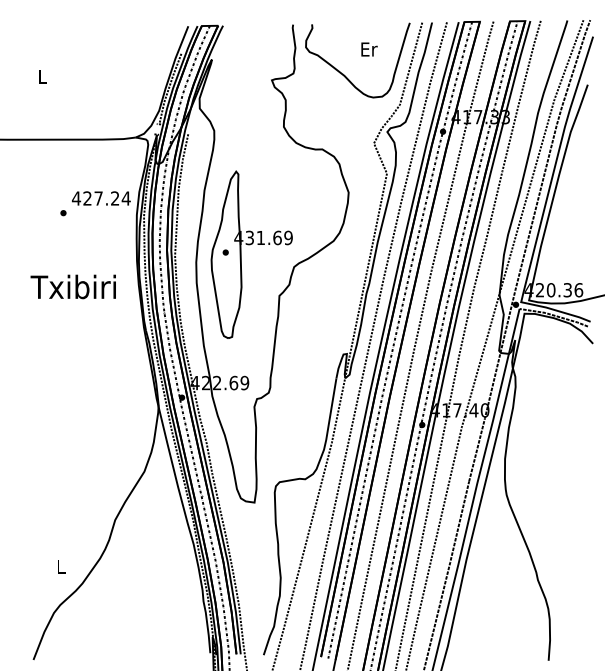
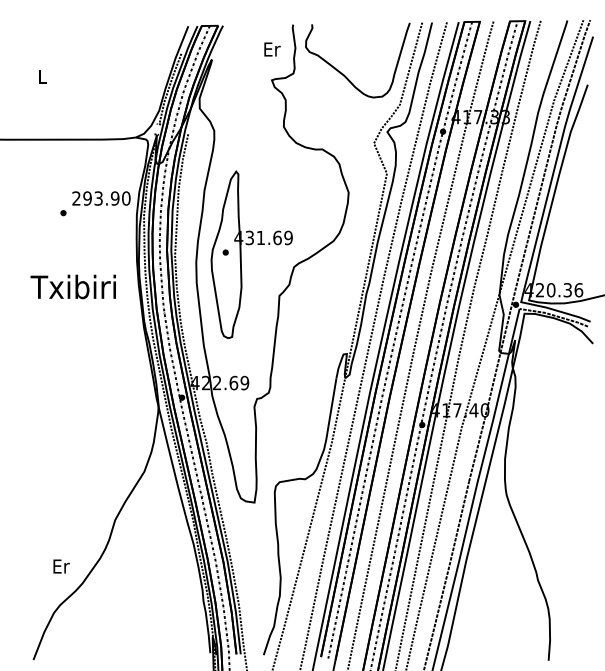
text position: (369, 49) -> (272, 49) (272, 49)
text: 427.24 -> 293.90 (100, 198)
text: L -> Er (61, 566)
